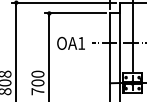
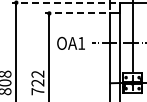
line: solid -> dashed (64, 2)
line: solid -> dashed (75, 13)
text: 700 -> 722 (37, 78)
